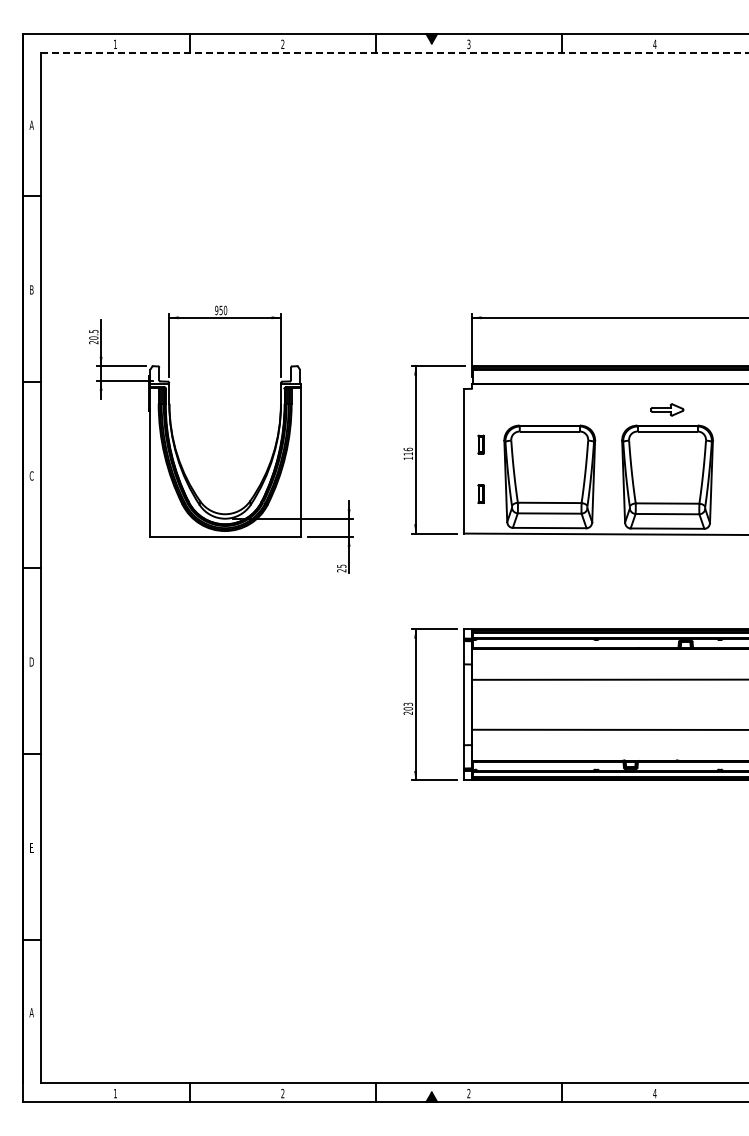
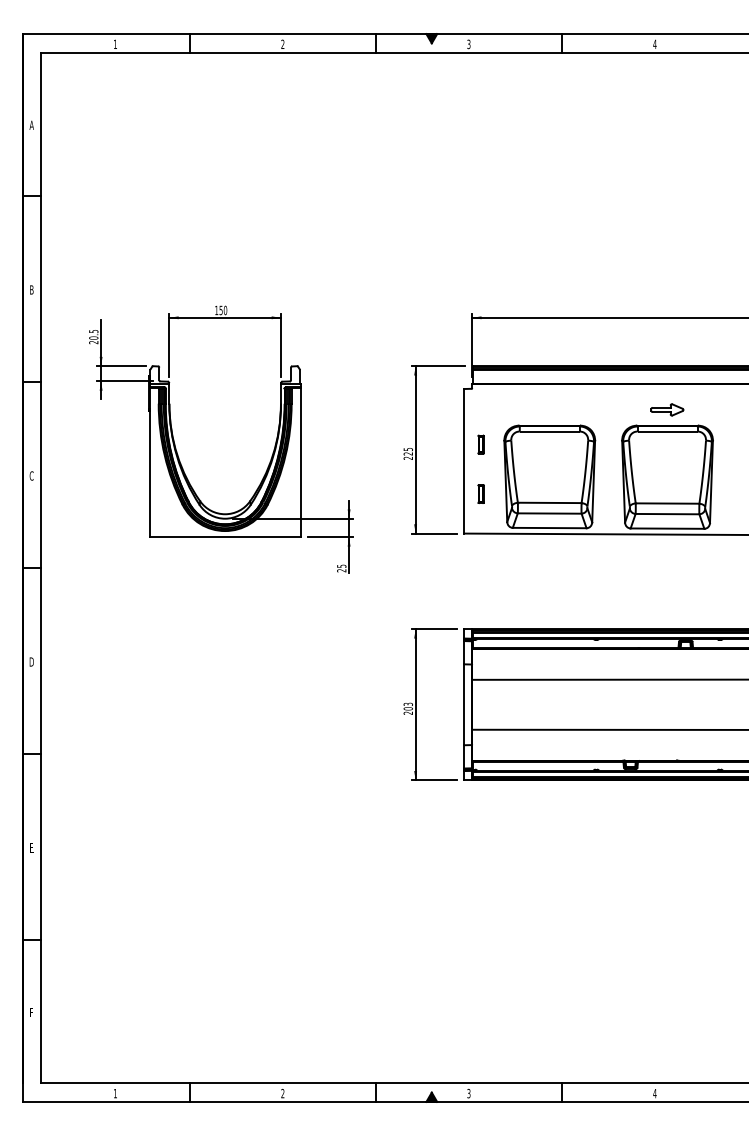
line: dashed -> solid (394, 52)
text: 950 -> 150 (216, 310)
text: 116 -> 225 (407, 453)
text: A -> F (31, 1012)
text: 2 -> 3 (468, 1094)
